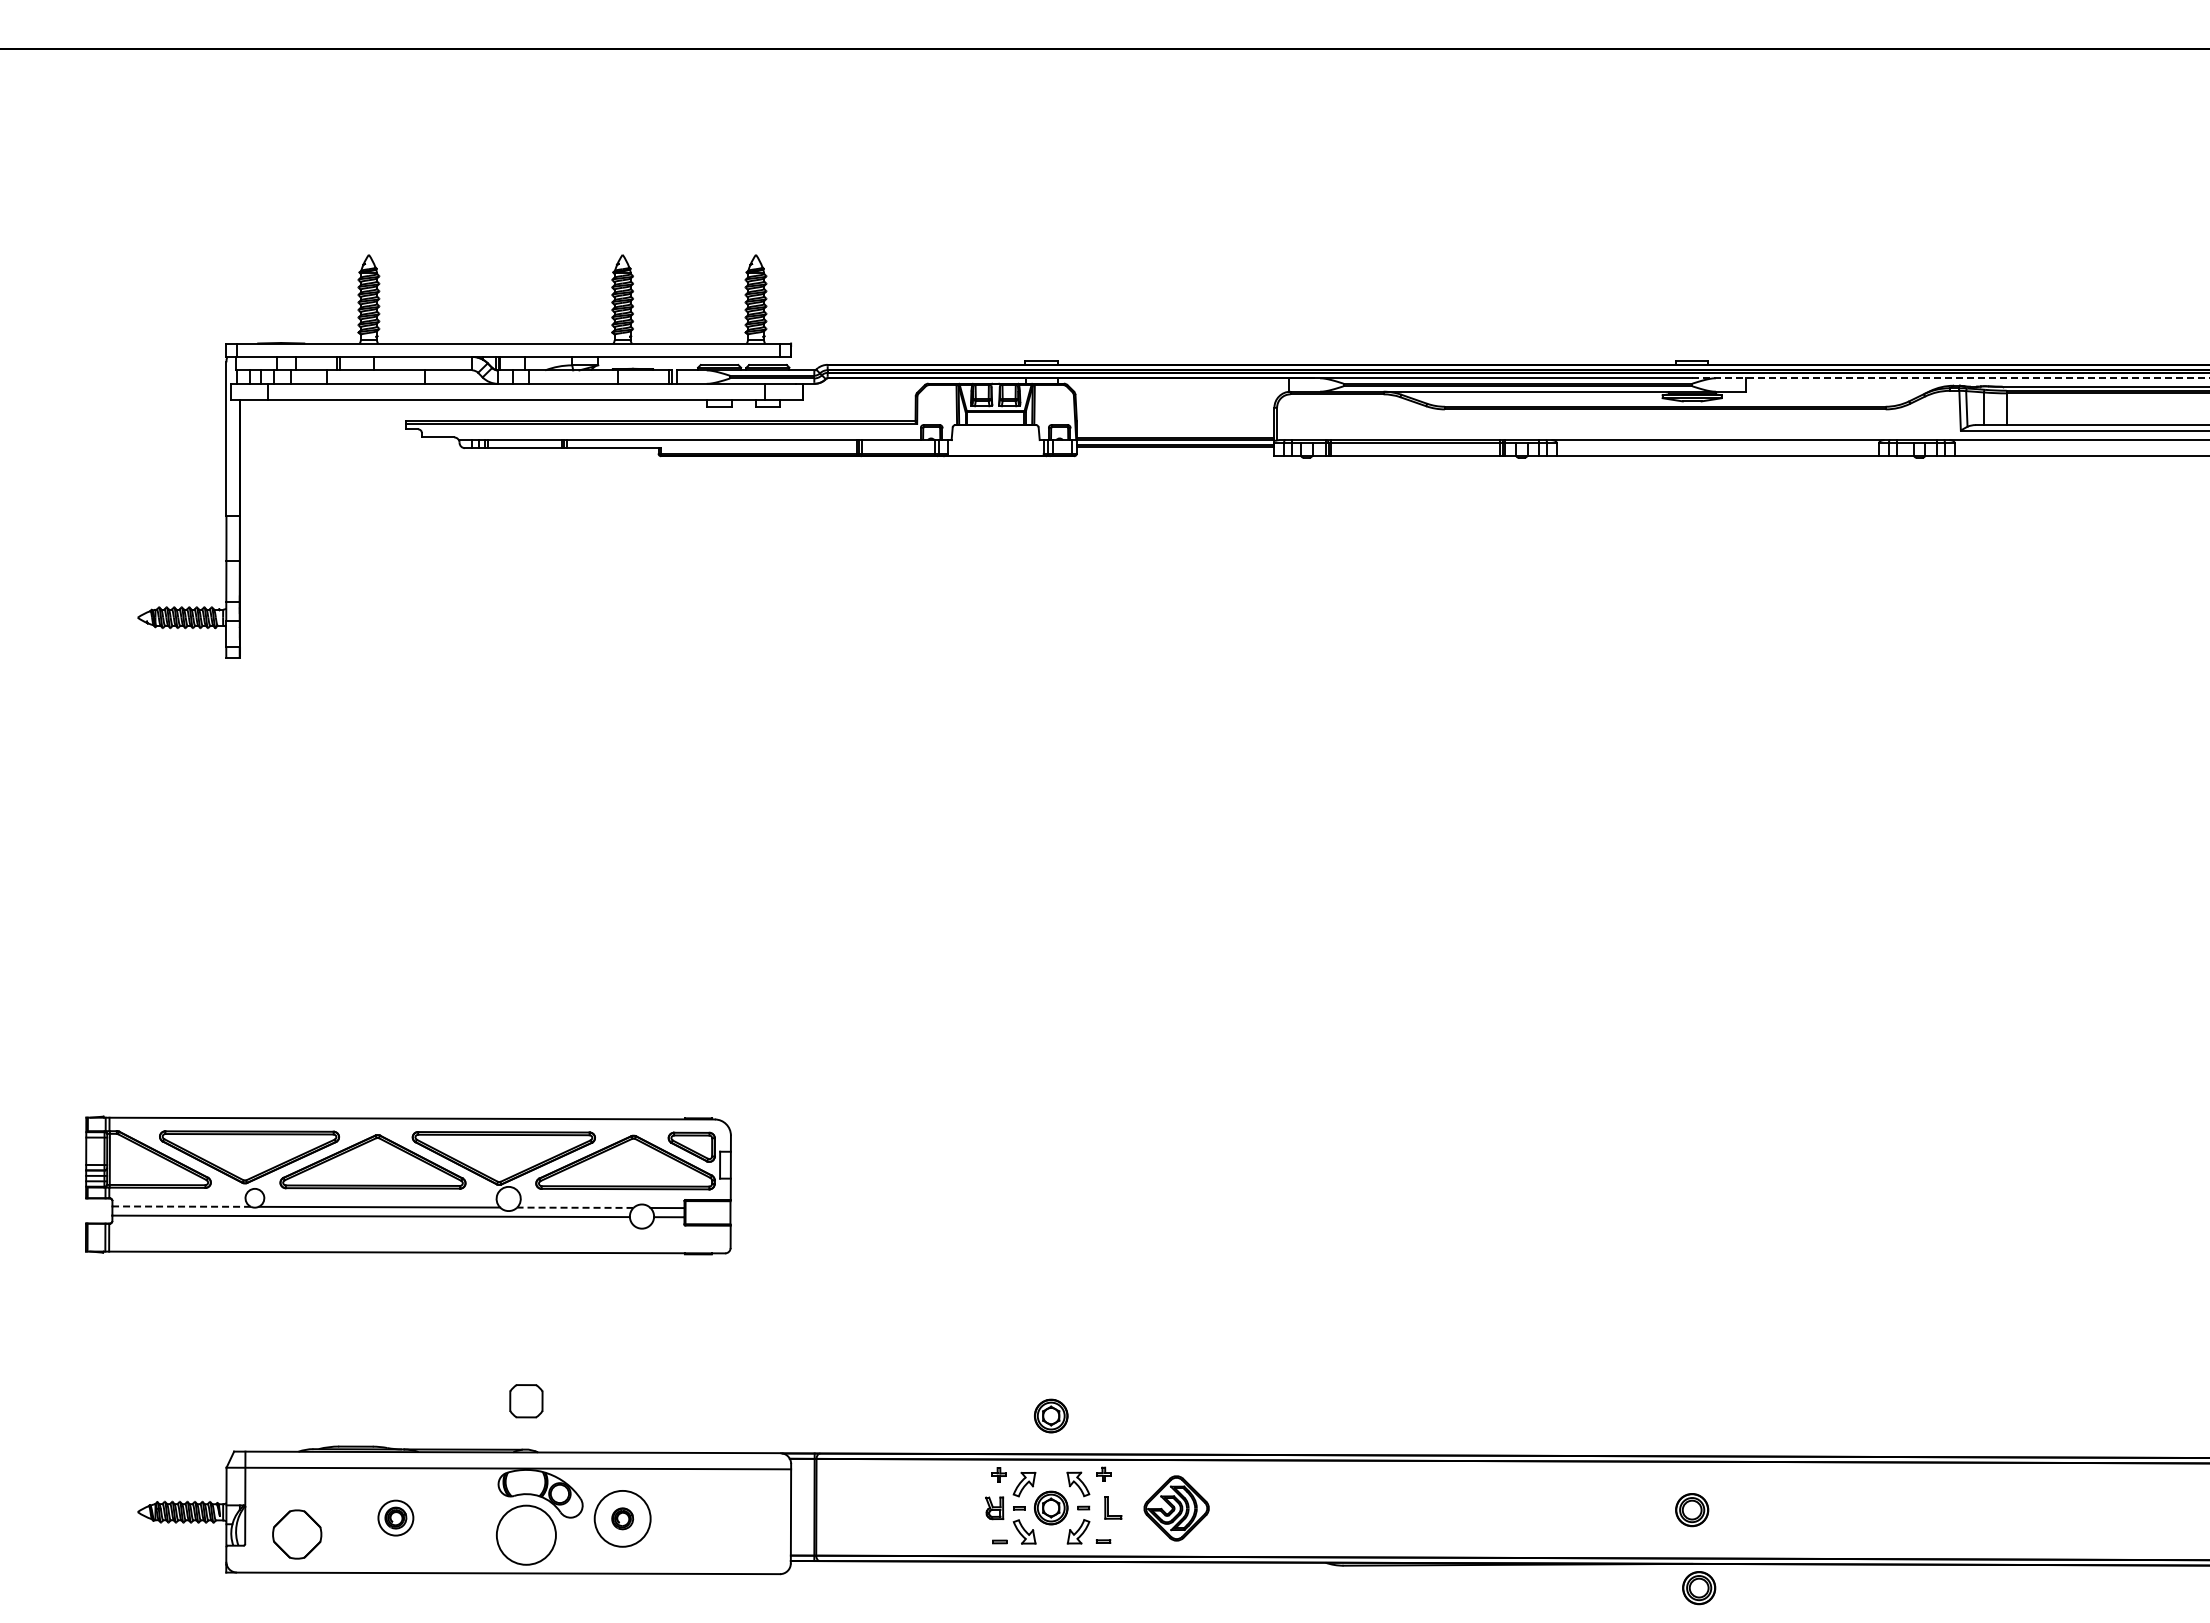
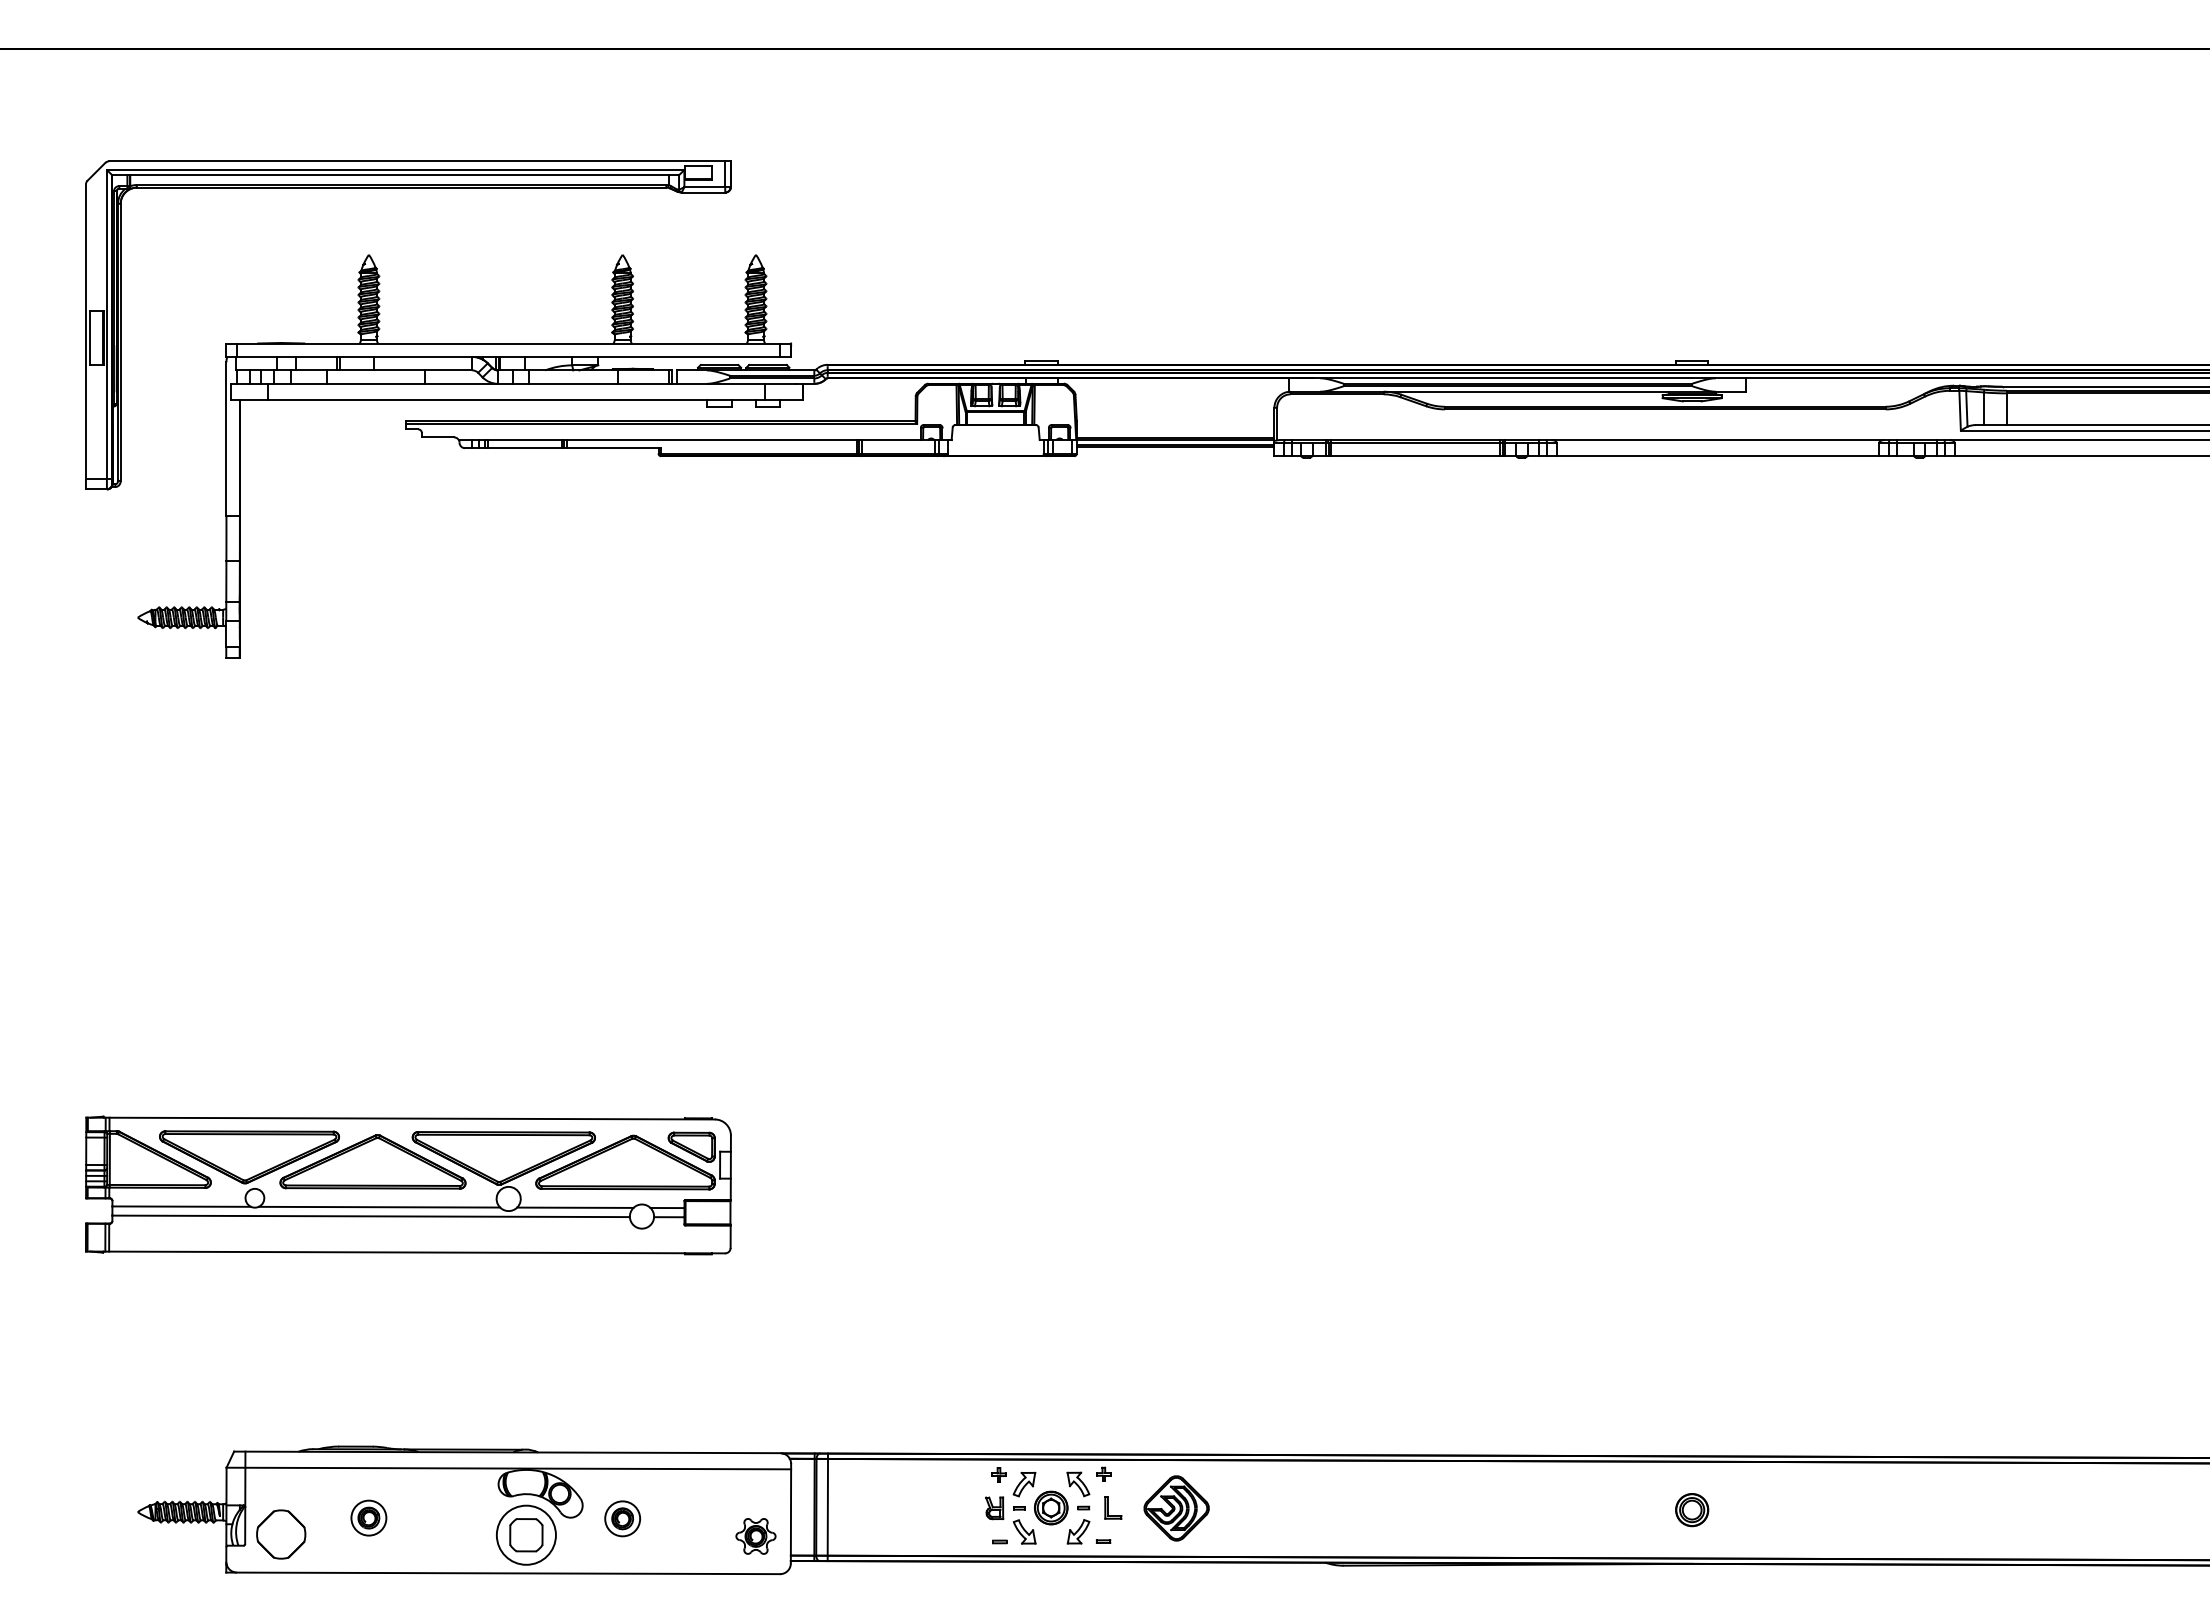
part: none -> present (408, 188)
line: dashed -> solid (1950, 378)
line: dashed -> solid (181, 1206)
line: dashed -> solid (574, 1207)
part position: (526, 1401) -> (526, 1535) (526, 1535)
part: present -> none (1051, 1415)
line: none -> present (827, 1507)
part position: (395, 1517) -> (368, 1517) (368, 1517)
circle diameter: 56 px -> 35 px (622, 1518)
part position: (297, 1534) -> (281, 1534) (281, 1534)
part: none -> present (755, 1536)
part: present -> none (1699, 1588)
